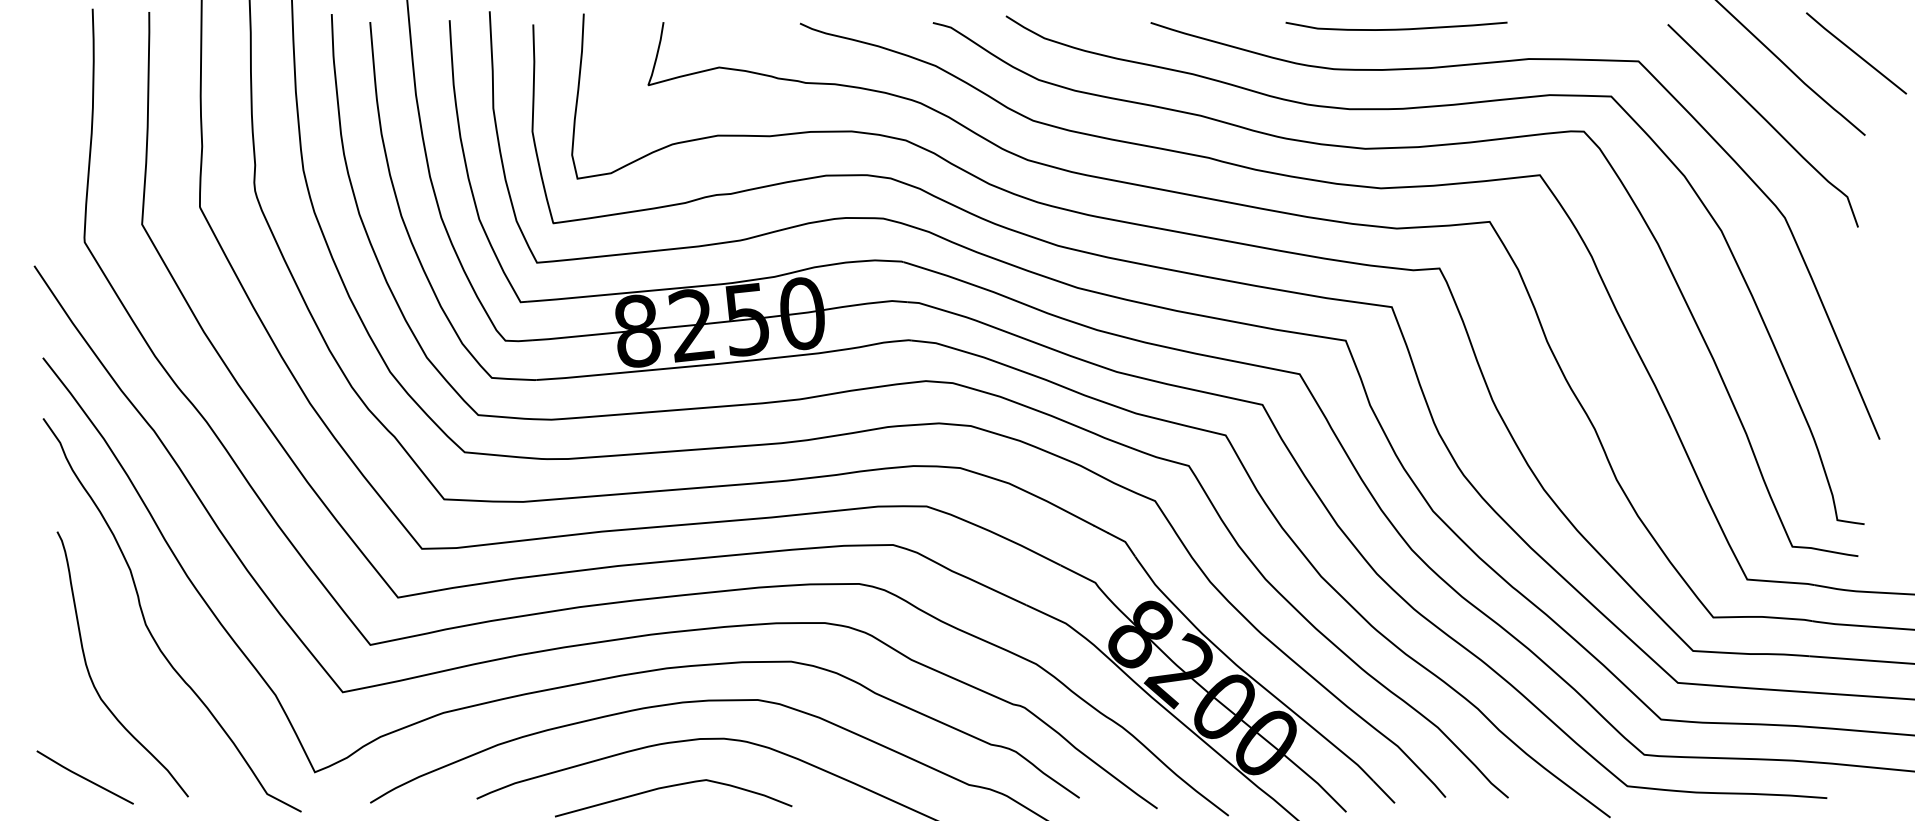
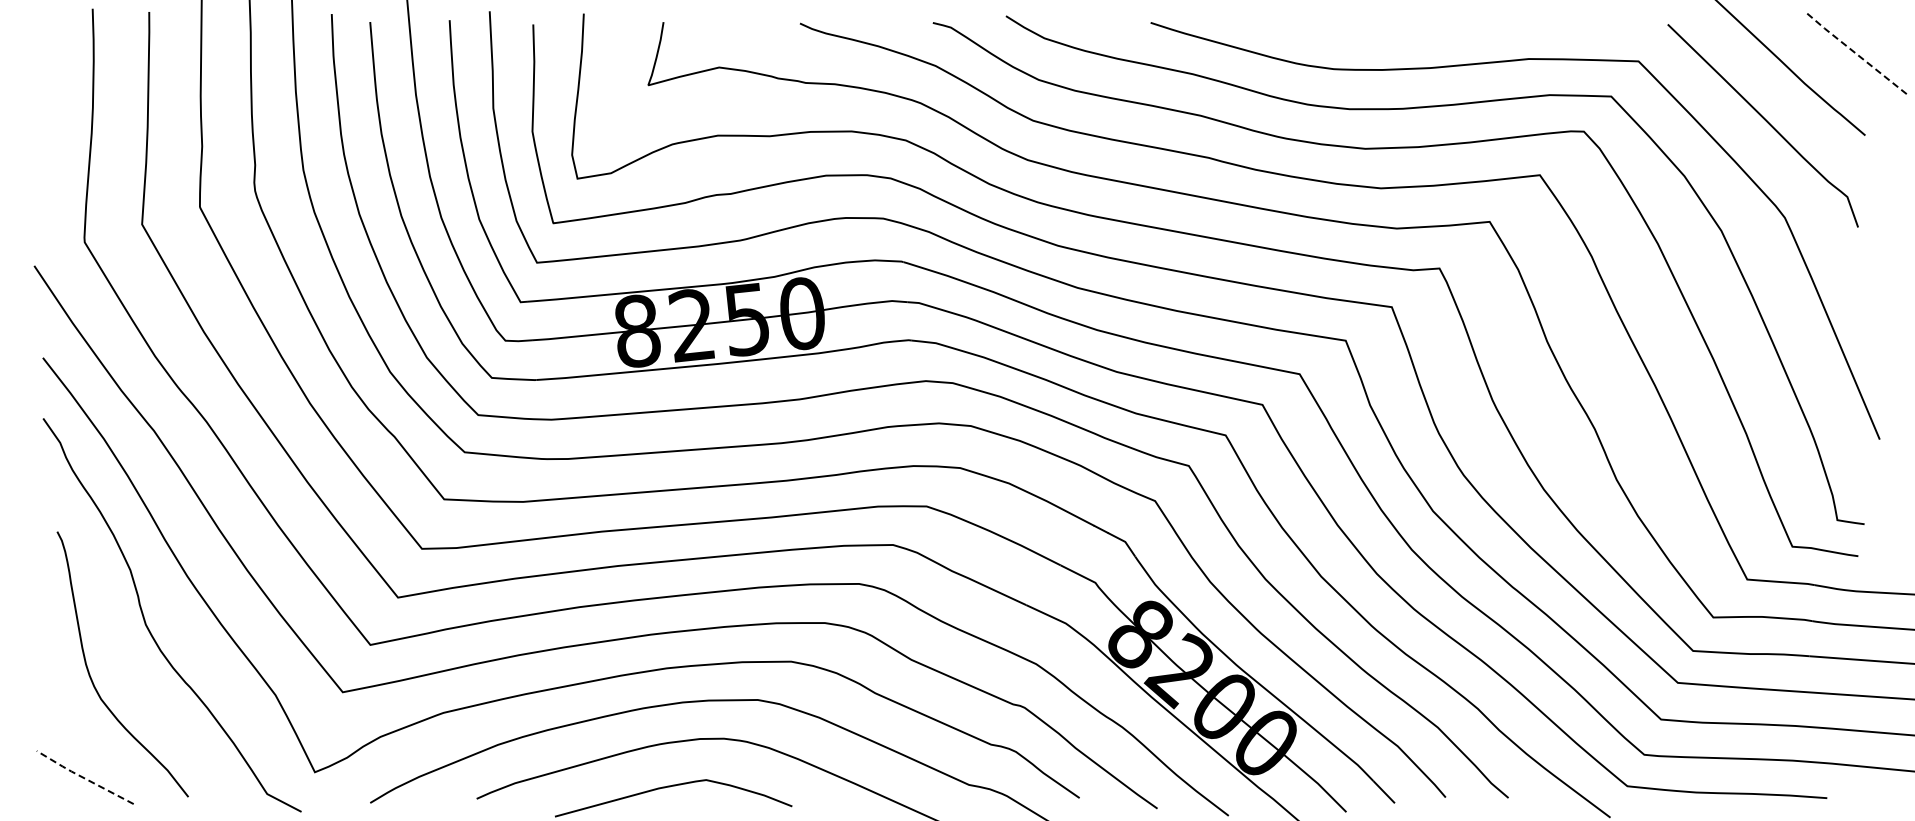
curve: present -> none (1396, 28)
line: solid -> dashed (1855, 52)
line: solid -> dashed (83, 777)
